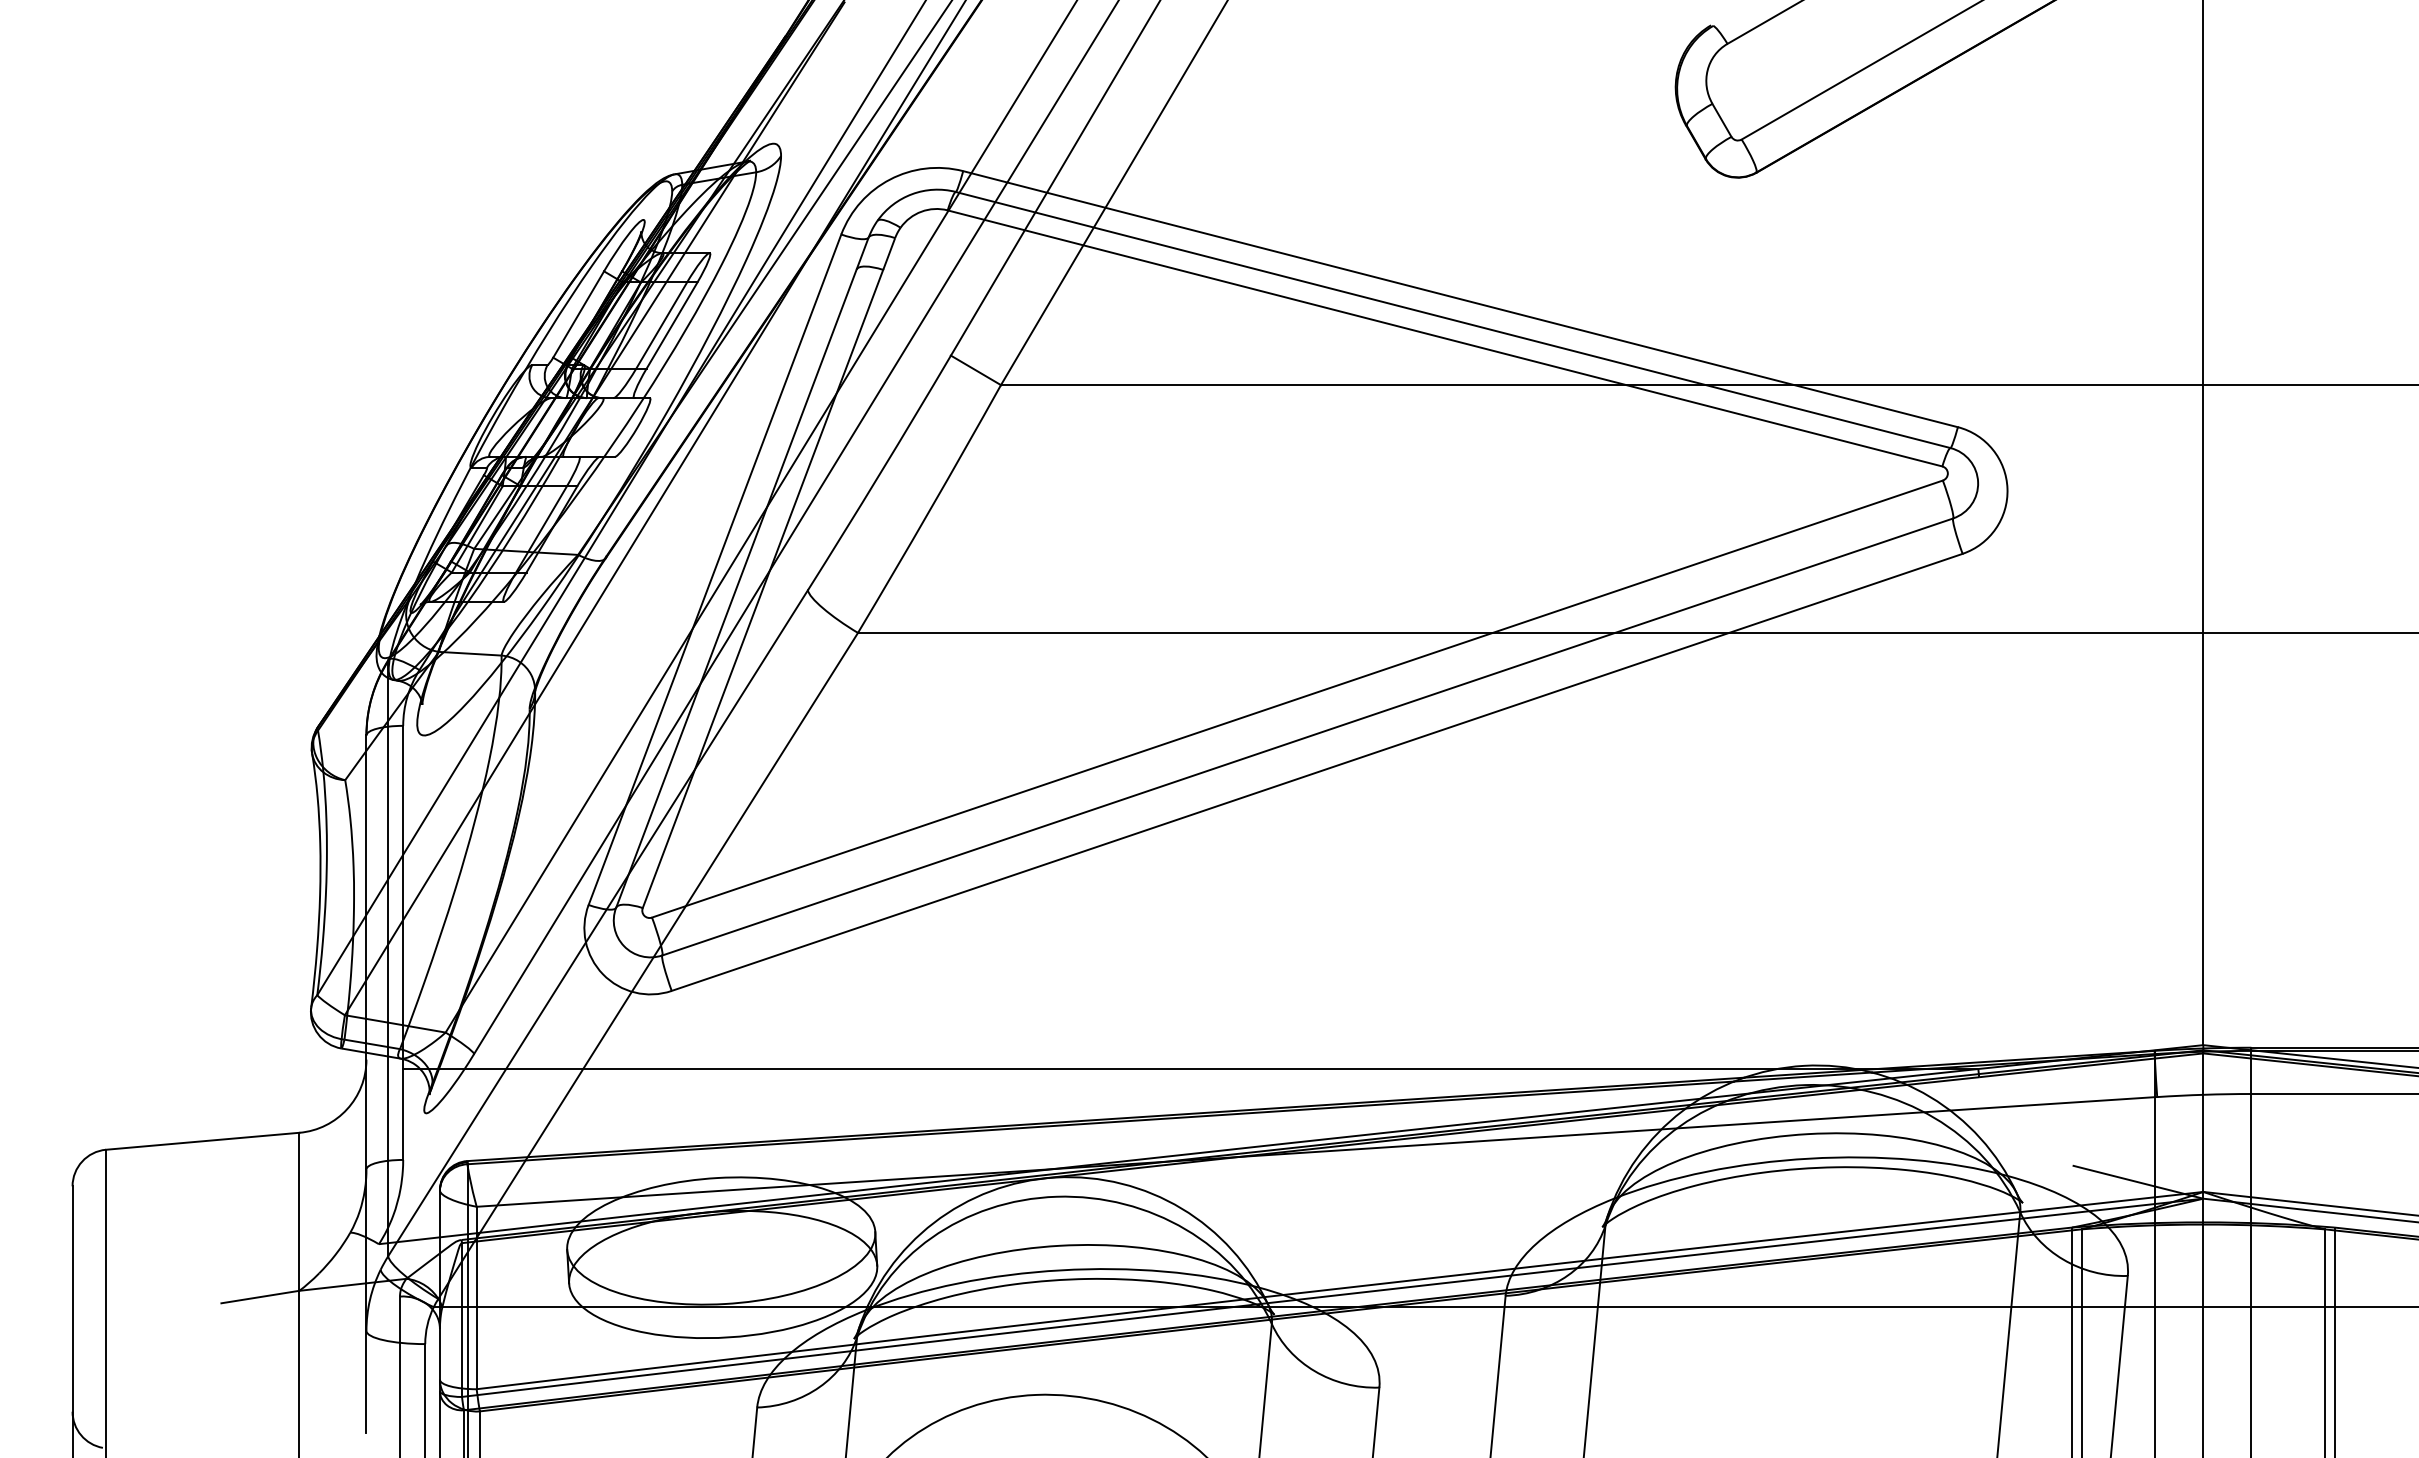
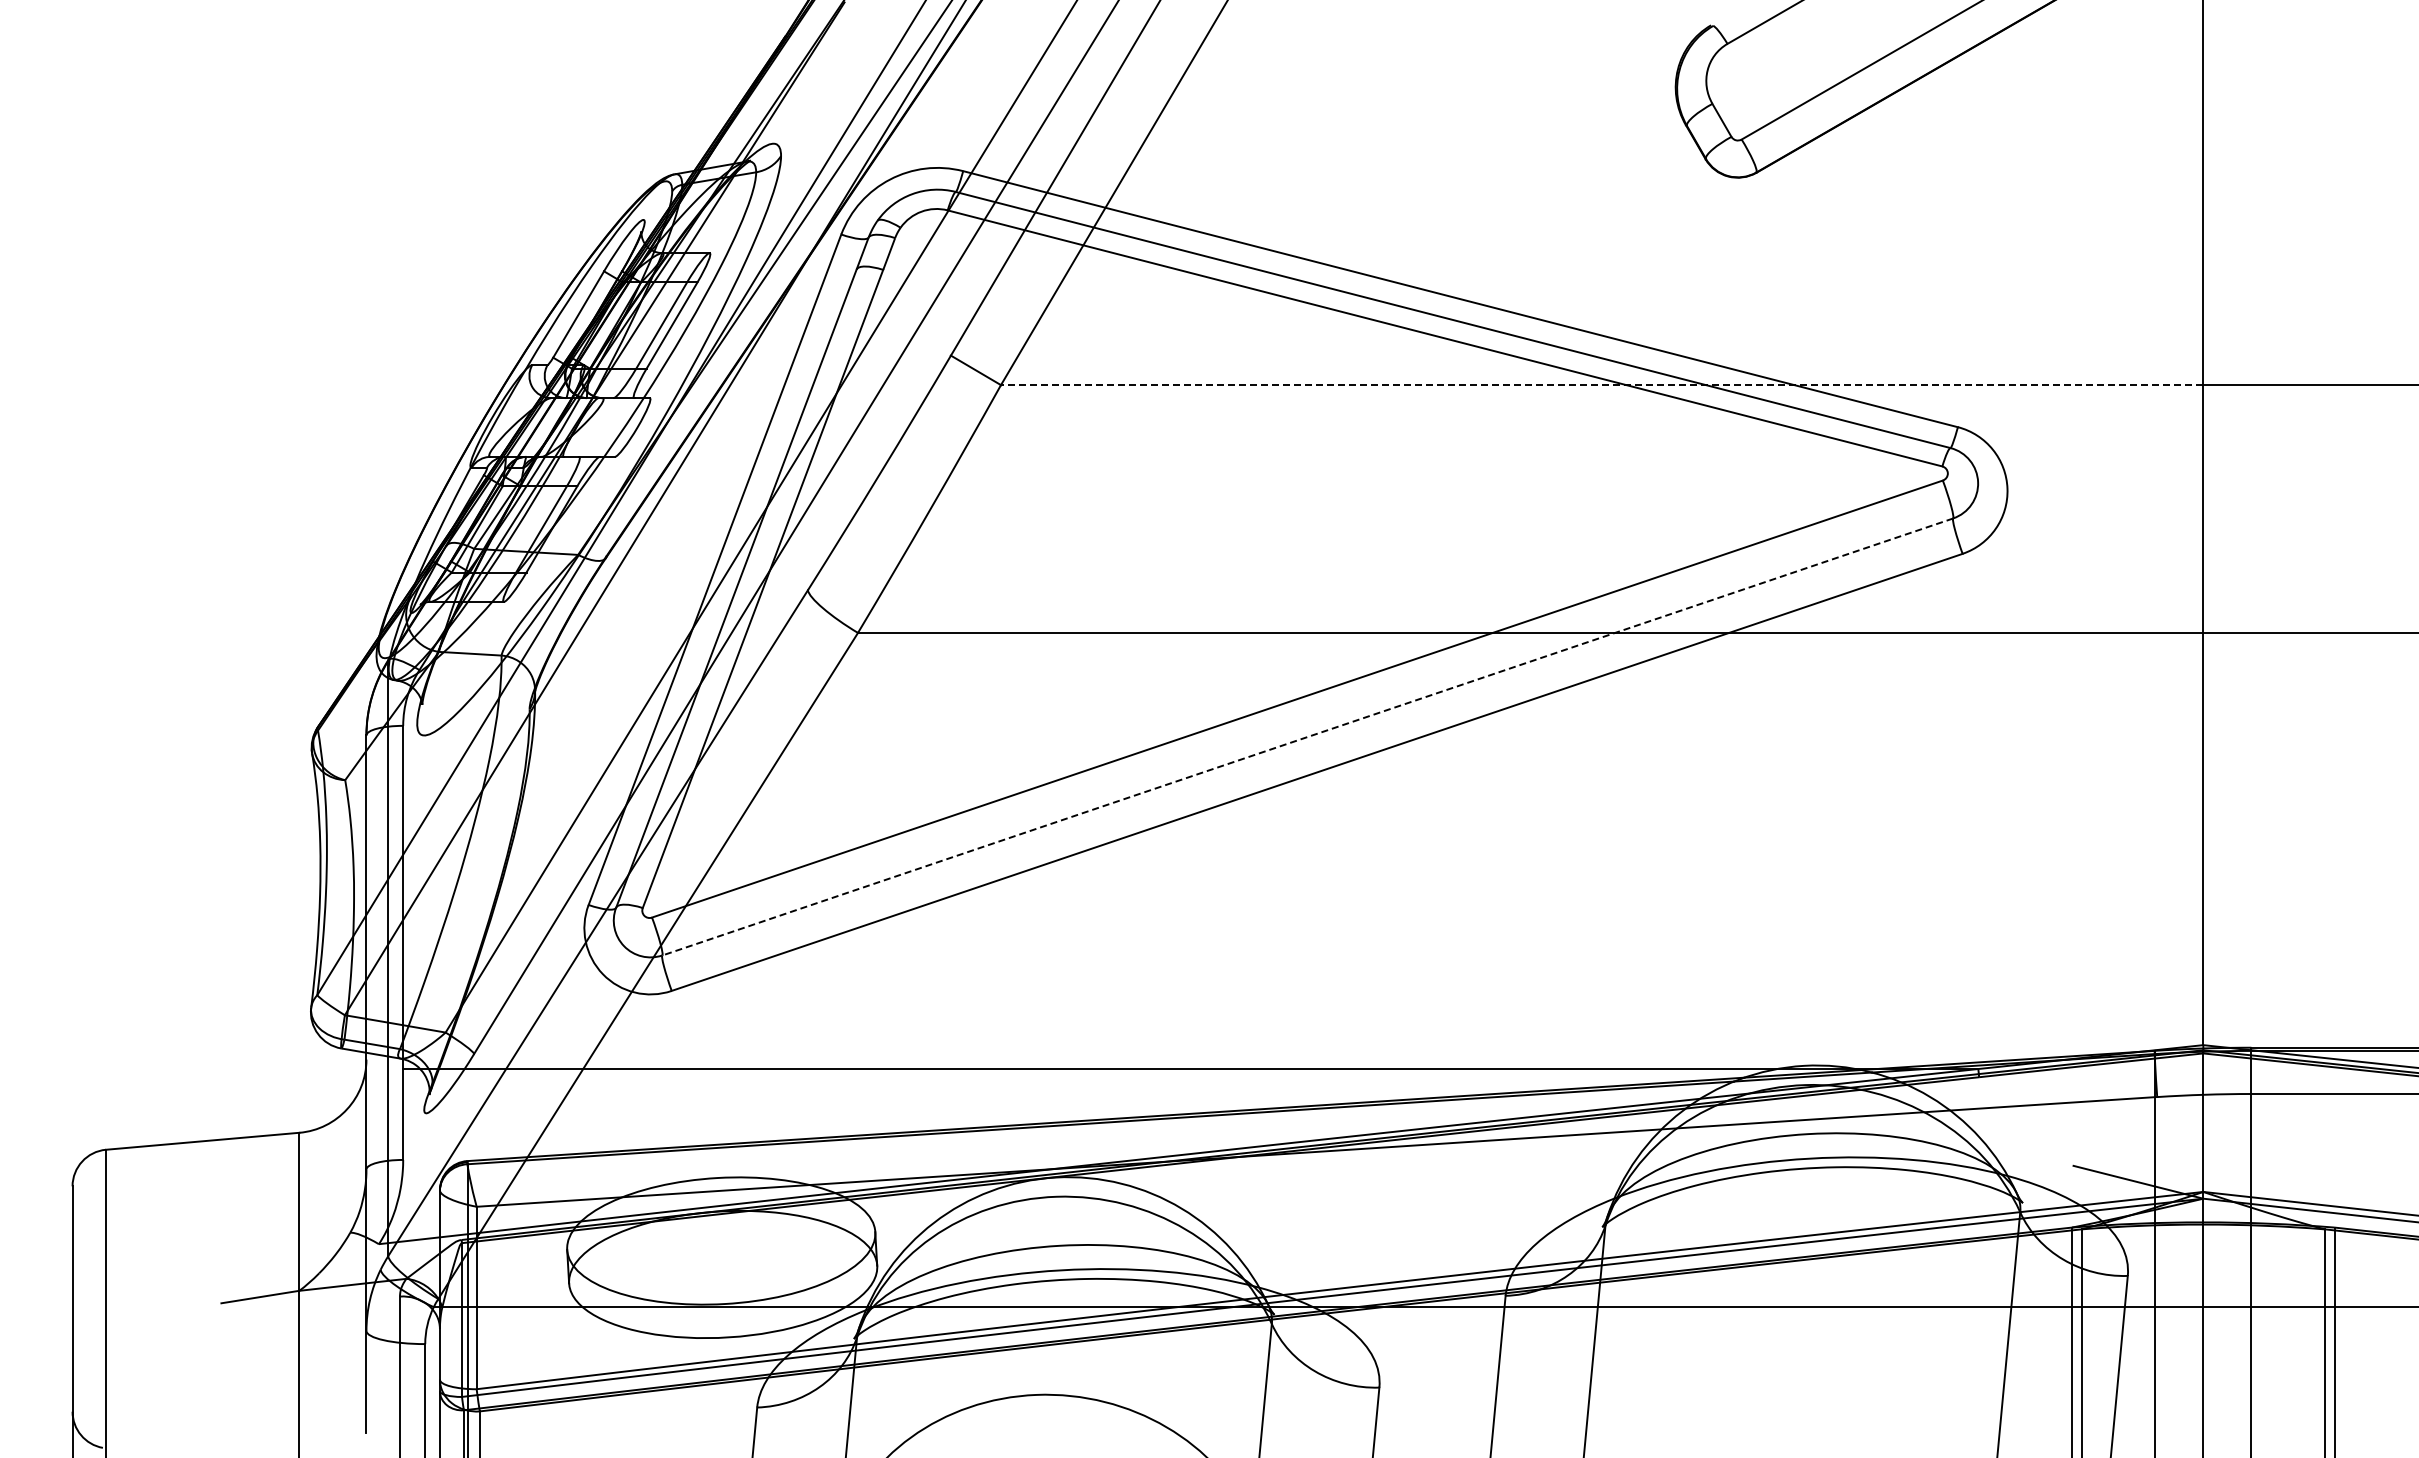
line: solid -> dashed (1601, 385)
line: solid -> dashed (1307, 737)
